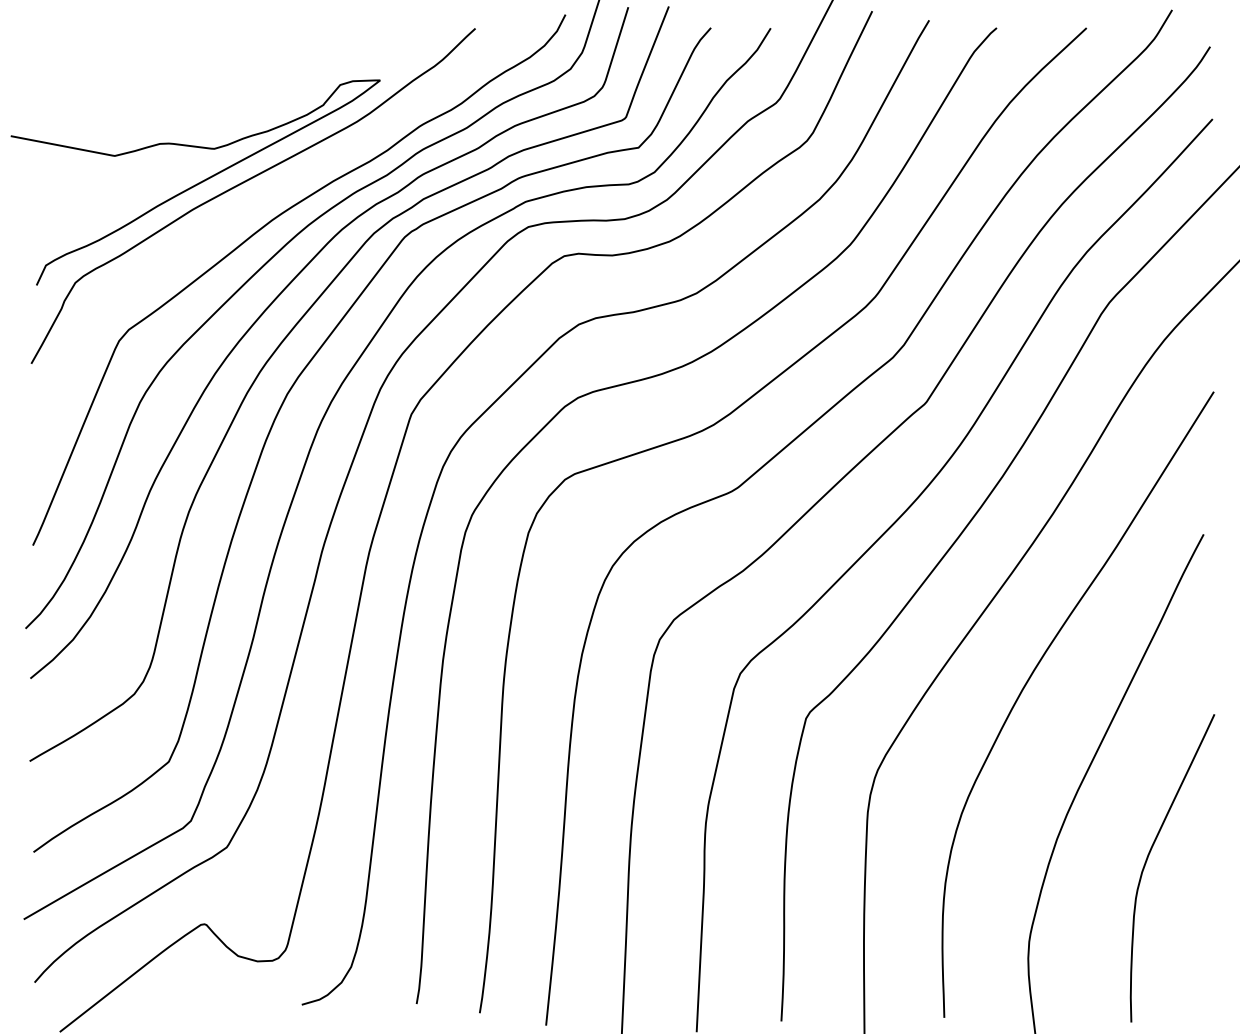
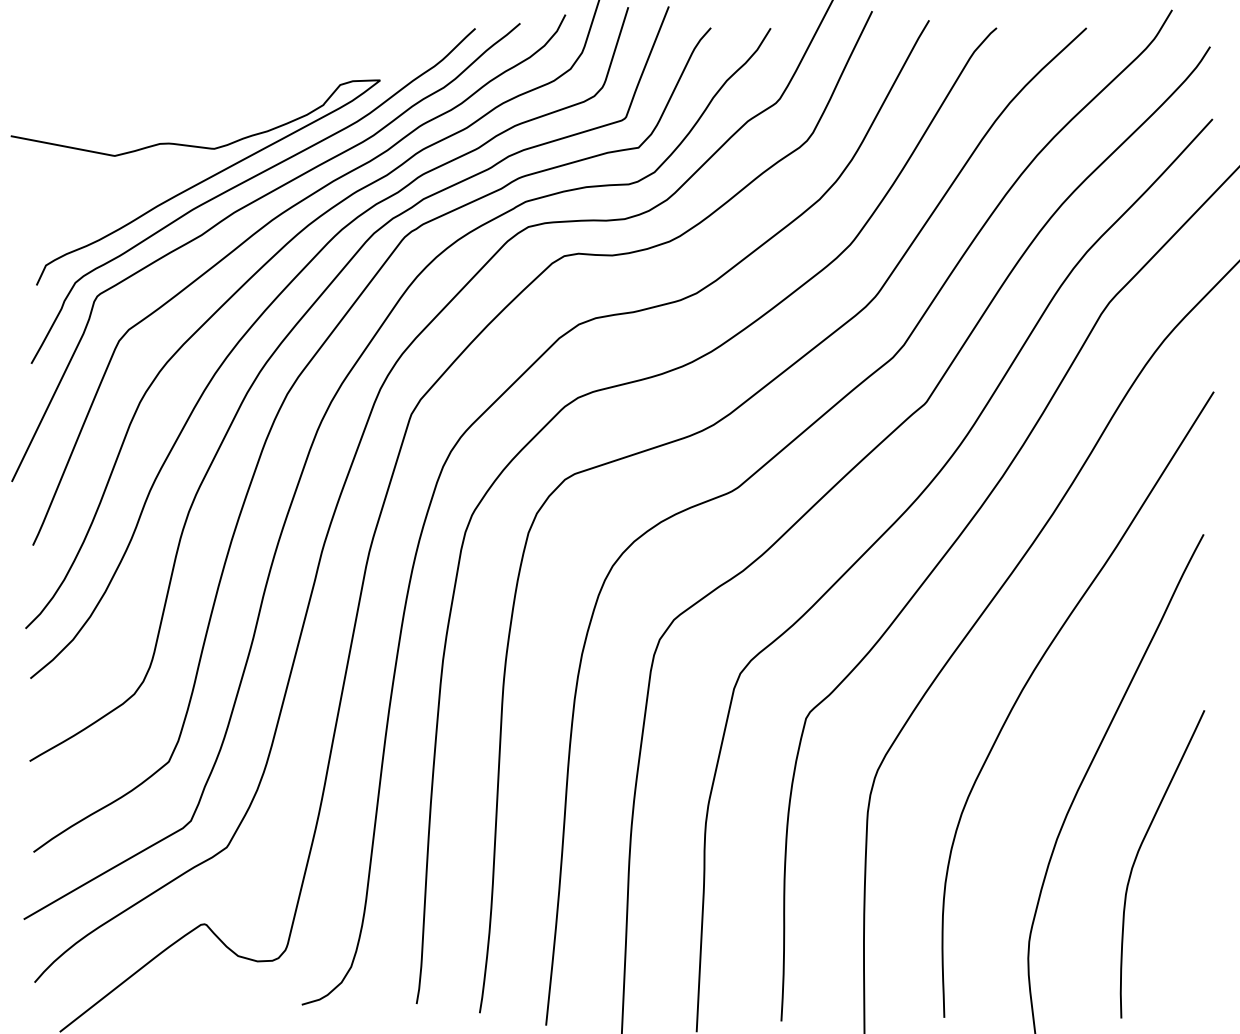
curve: none -> present (242, 209)
curve position: (1147, 861) -> (1137, 857) (1137, 857)
